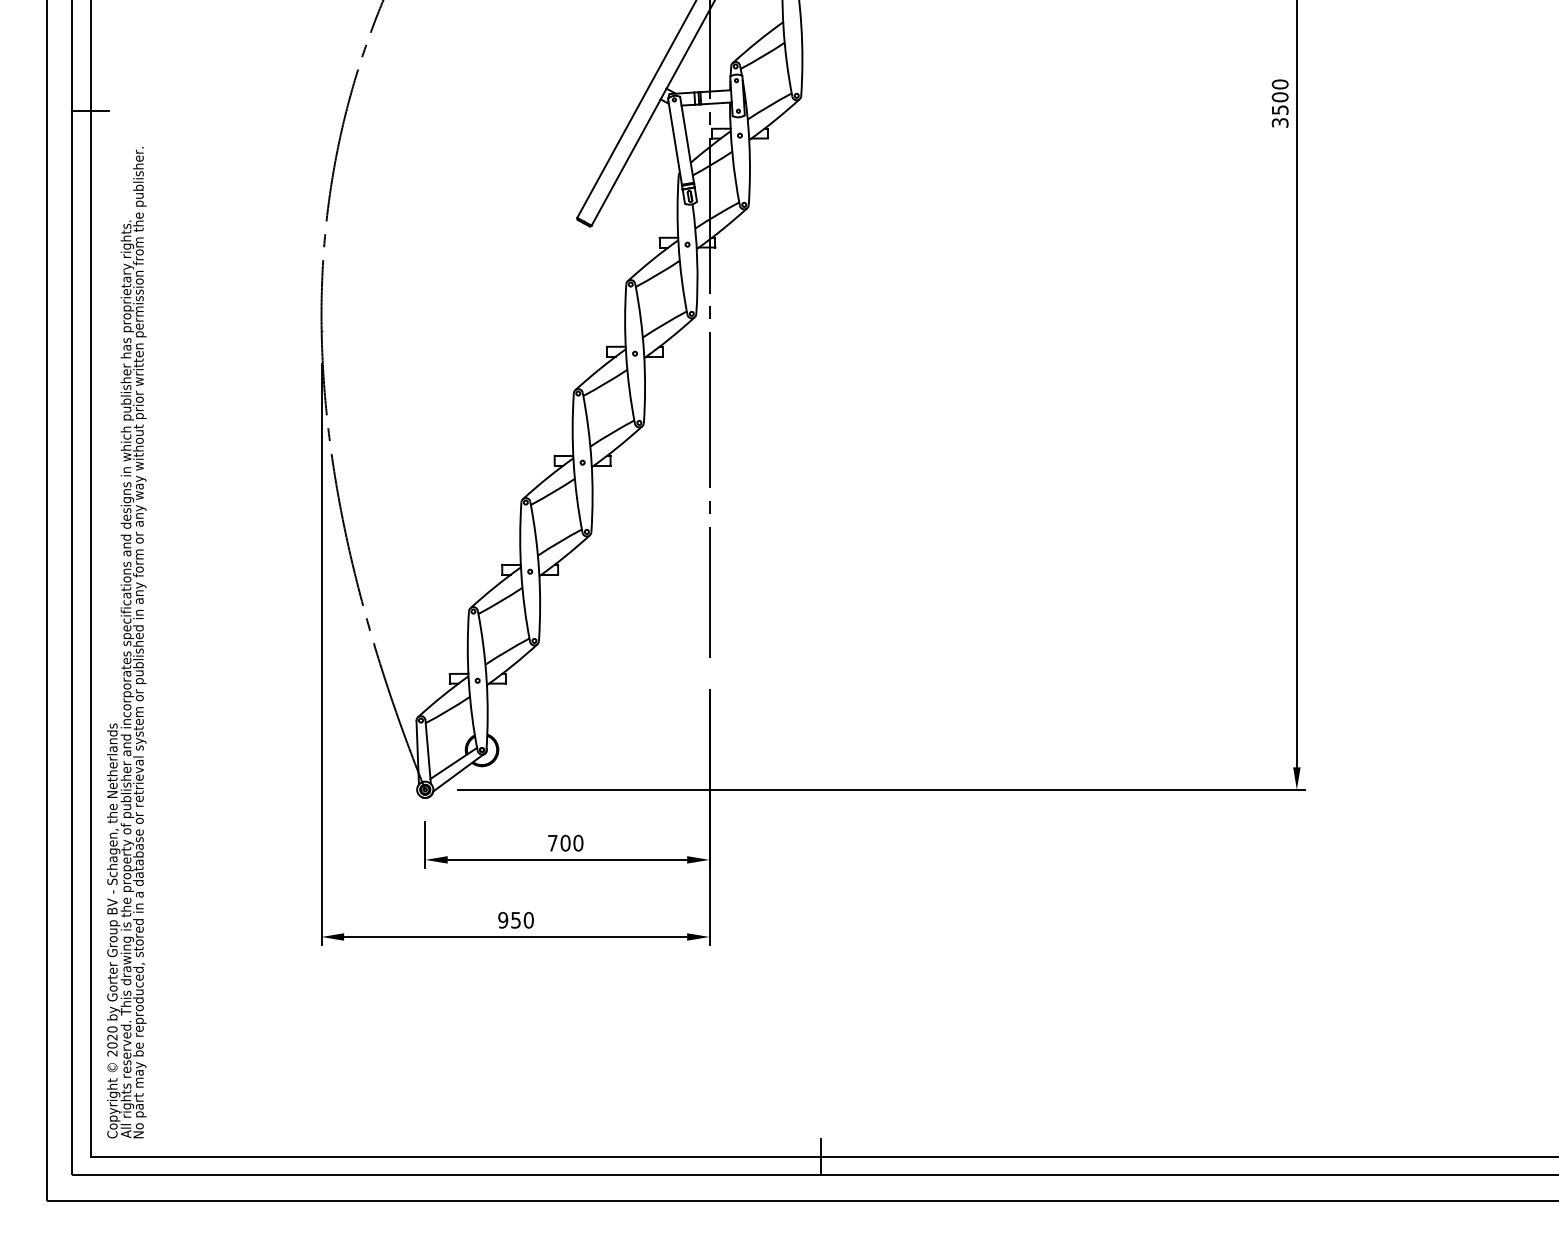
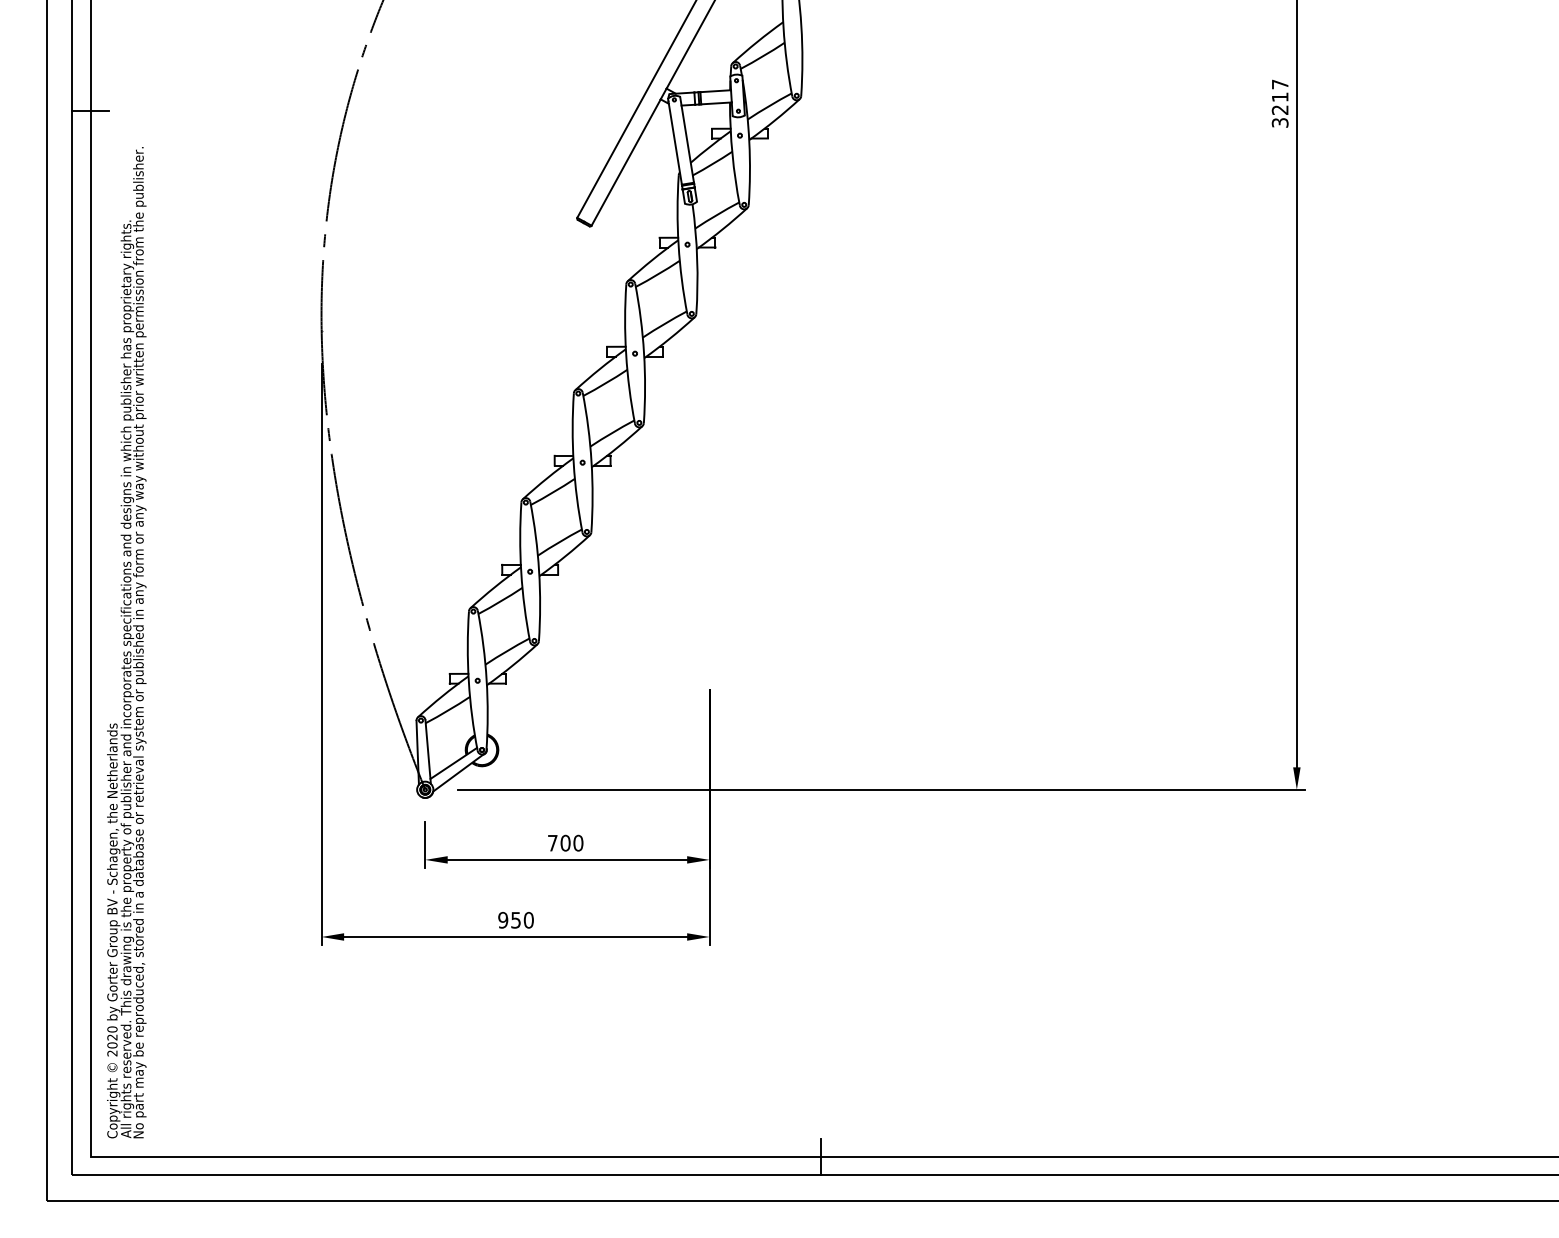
text: 3500 -> 3217 (1279, 96)
line: present -> none (709, 329)
